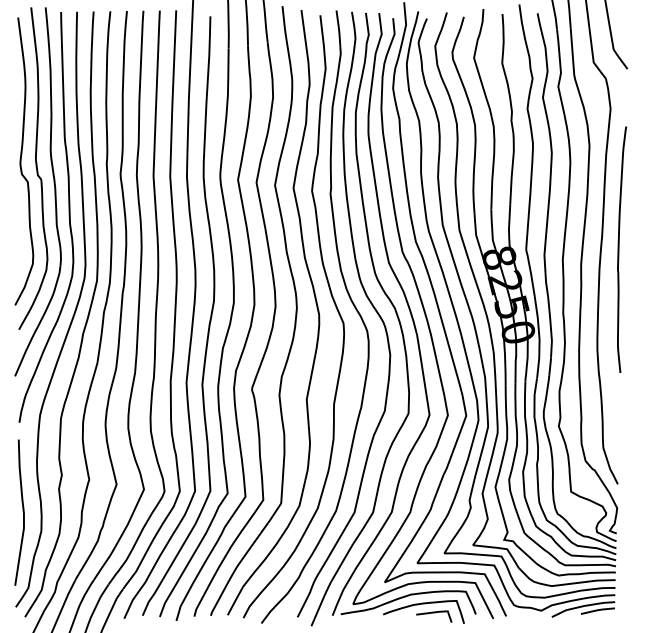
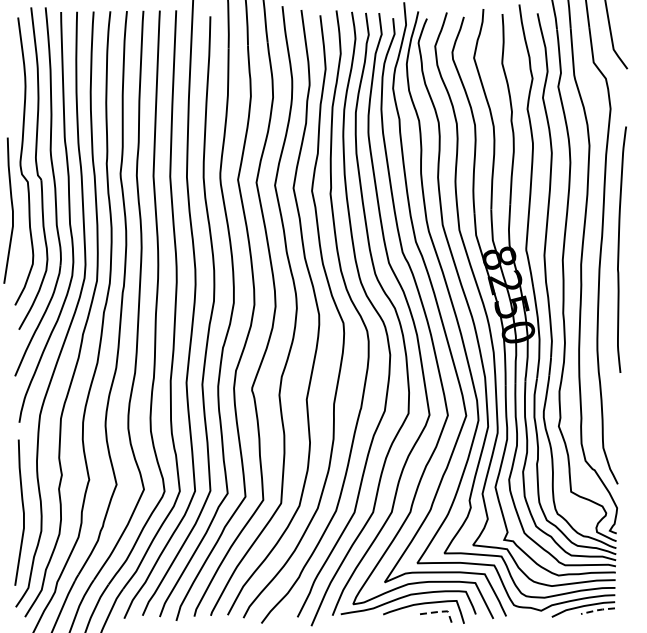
curve: none -> present (11, 209)
line: solid -> dashed (597, 610)
line: solid -> dashed (438, 611)
